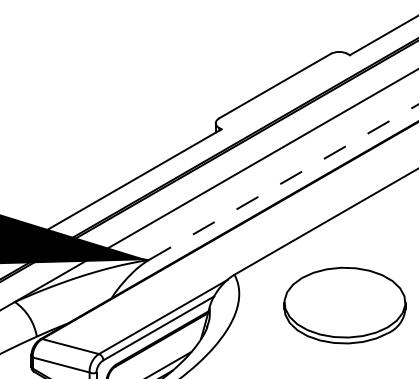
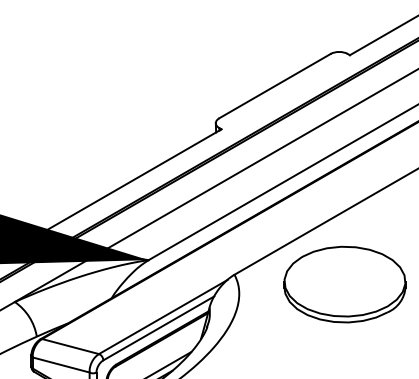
line: dashed -> solid (283, 182)
part position: (344, 305) -> (344, 284) (344, 284)
